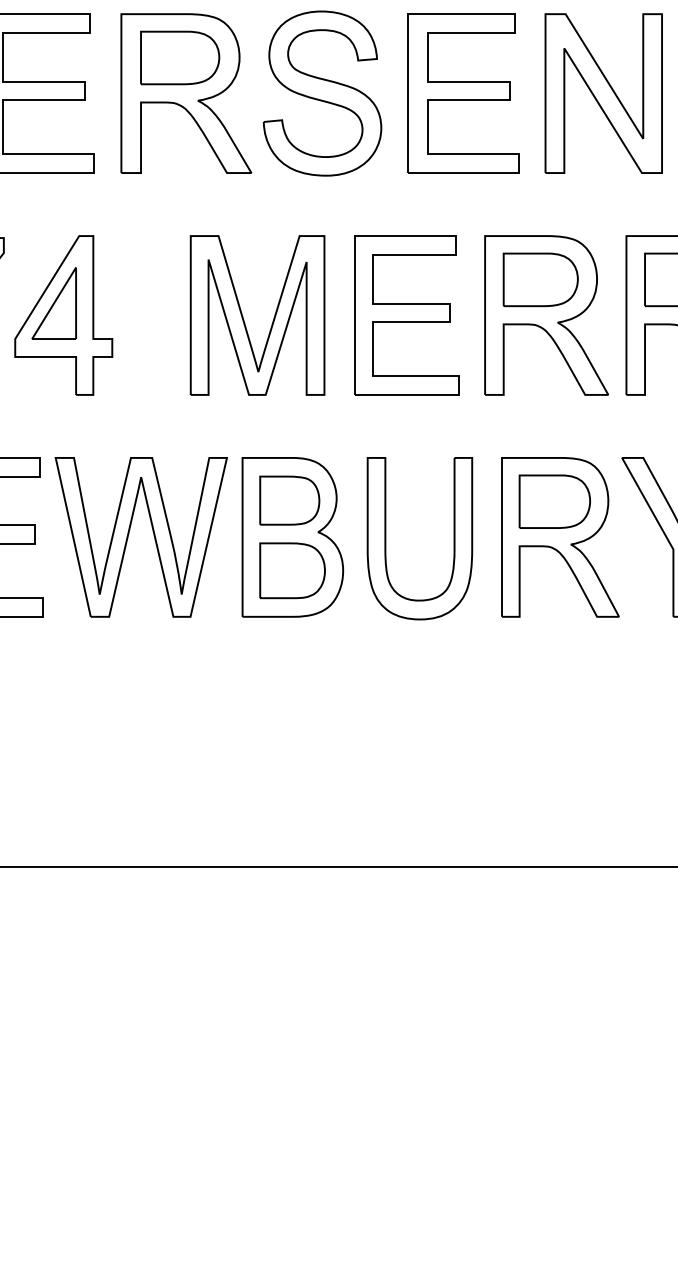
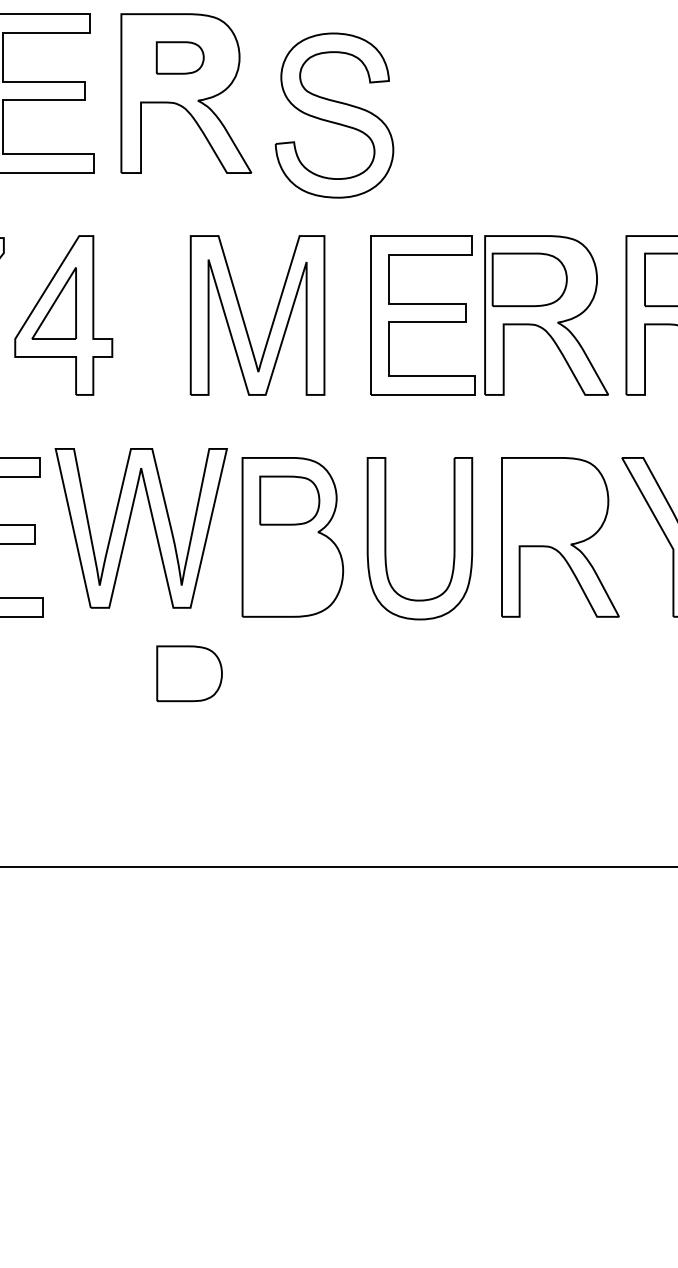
part size: 81x56 px -> 50x34 px (179, 57)
part position: (322, 93) -> (334, 115) (334, 115)
part: present -> none (463, 93)
part: present -> none (603, 93)
part position: (540, 279) -> (529, 279) (529, 279)
part position: (406, 315) -> (422, 315) (422, 315)
part: present -> none (554, 501)
part position: (129, 534) -> (129, 525) (129, 525)
part position: (292, 570) -> (189, 673) (189, 673)
